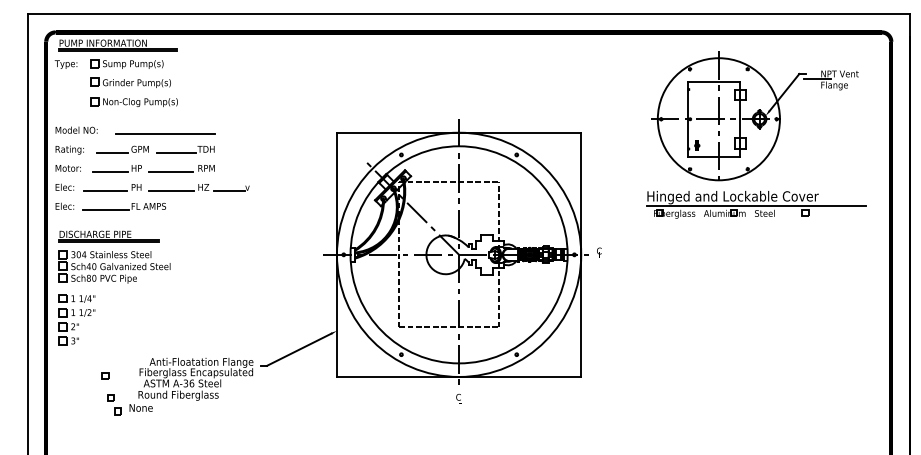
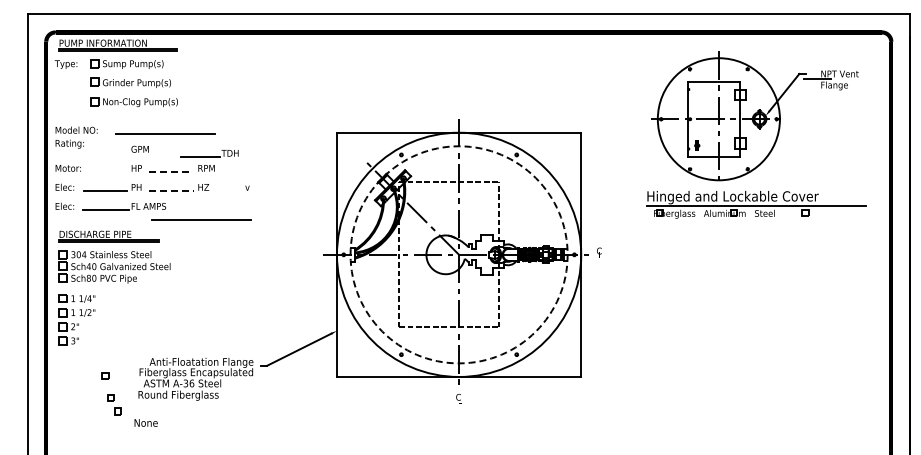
text position: (69, 149) -> (69, 143) (69, 143)
part position: (185, 149) -> (209, 153) (209, 153)
line: present -> none (112, 152)
line: present -> none (109, 171)
line: solid -> dashed (171, 171)
line: solid -> dashed (171, 190)
line: present -> none (229, 190)
line: none -> present (201, 219)
circle: solid -> dashed (458, 254)
text position: (140, 407) -> (145, 422) (145, 422)
